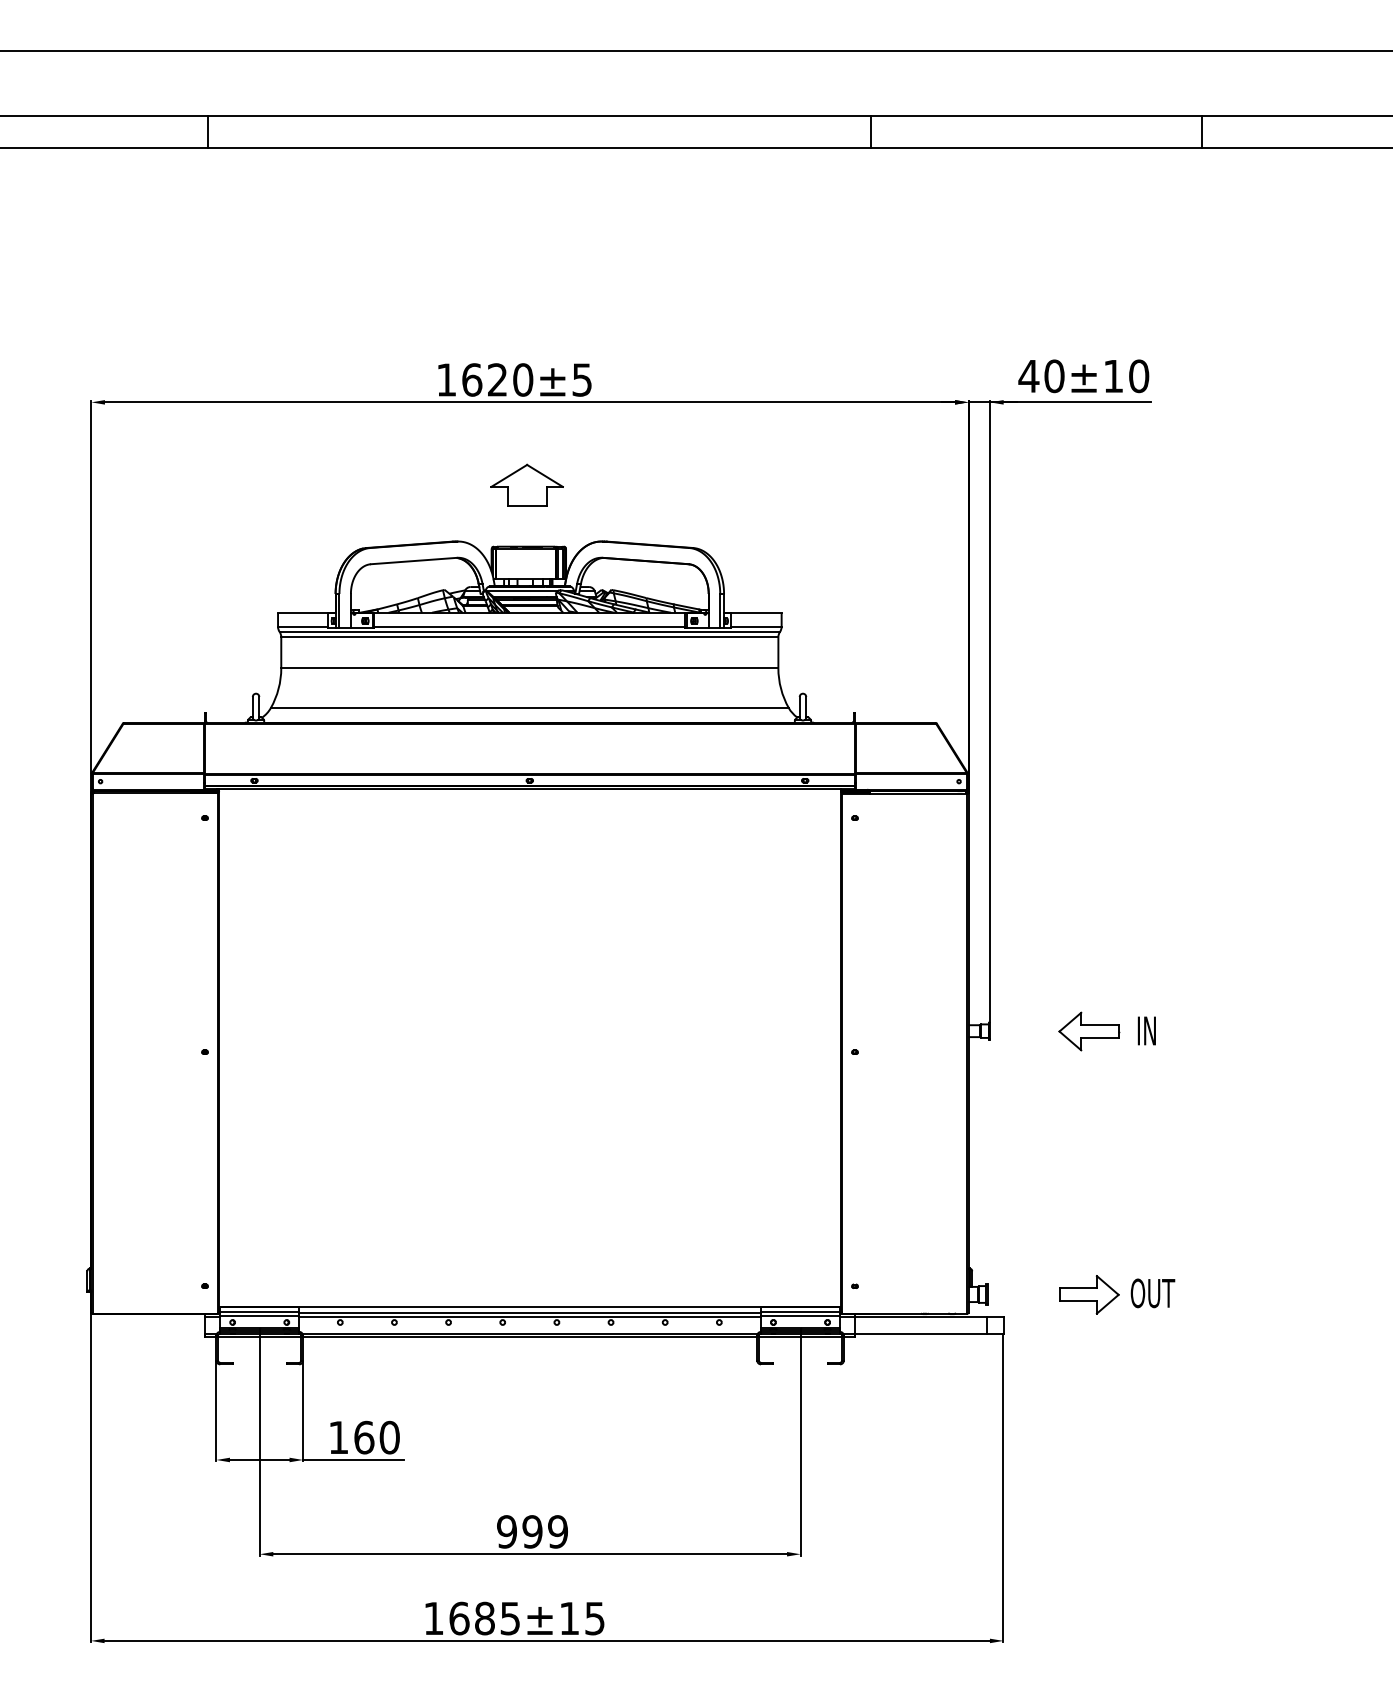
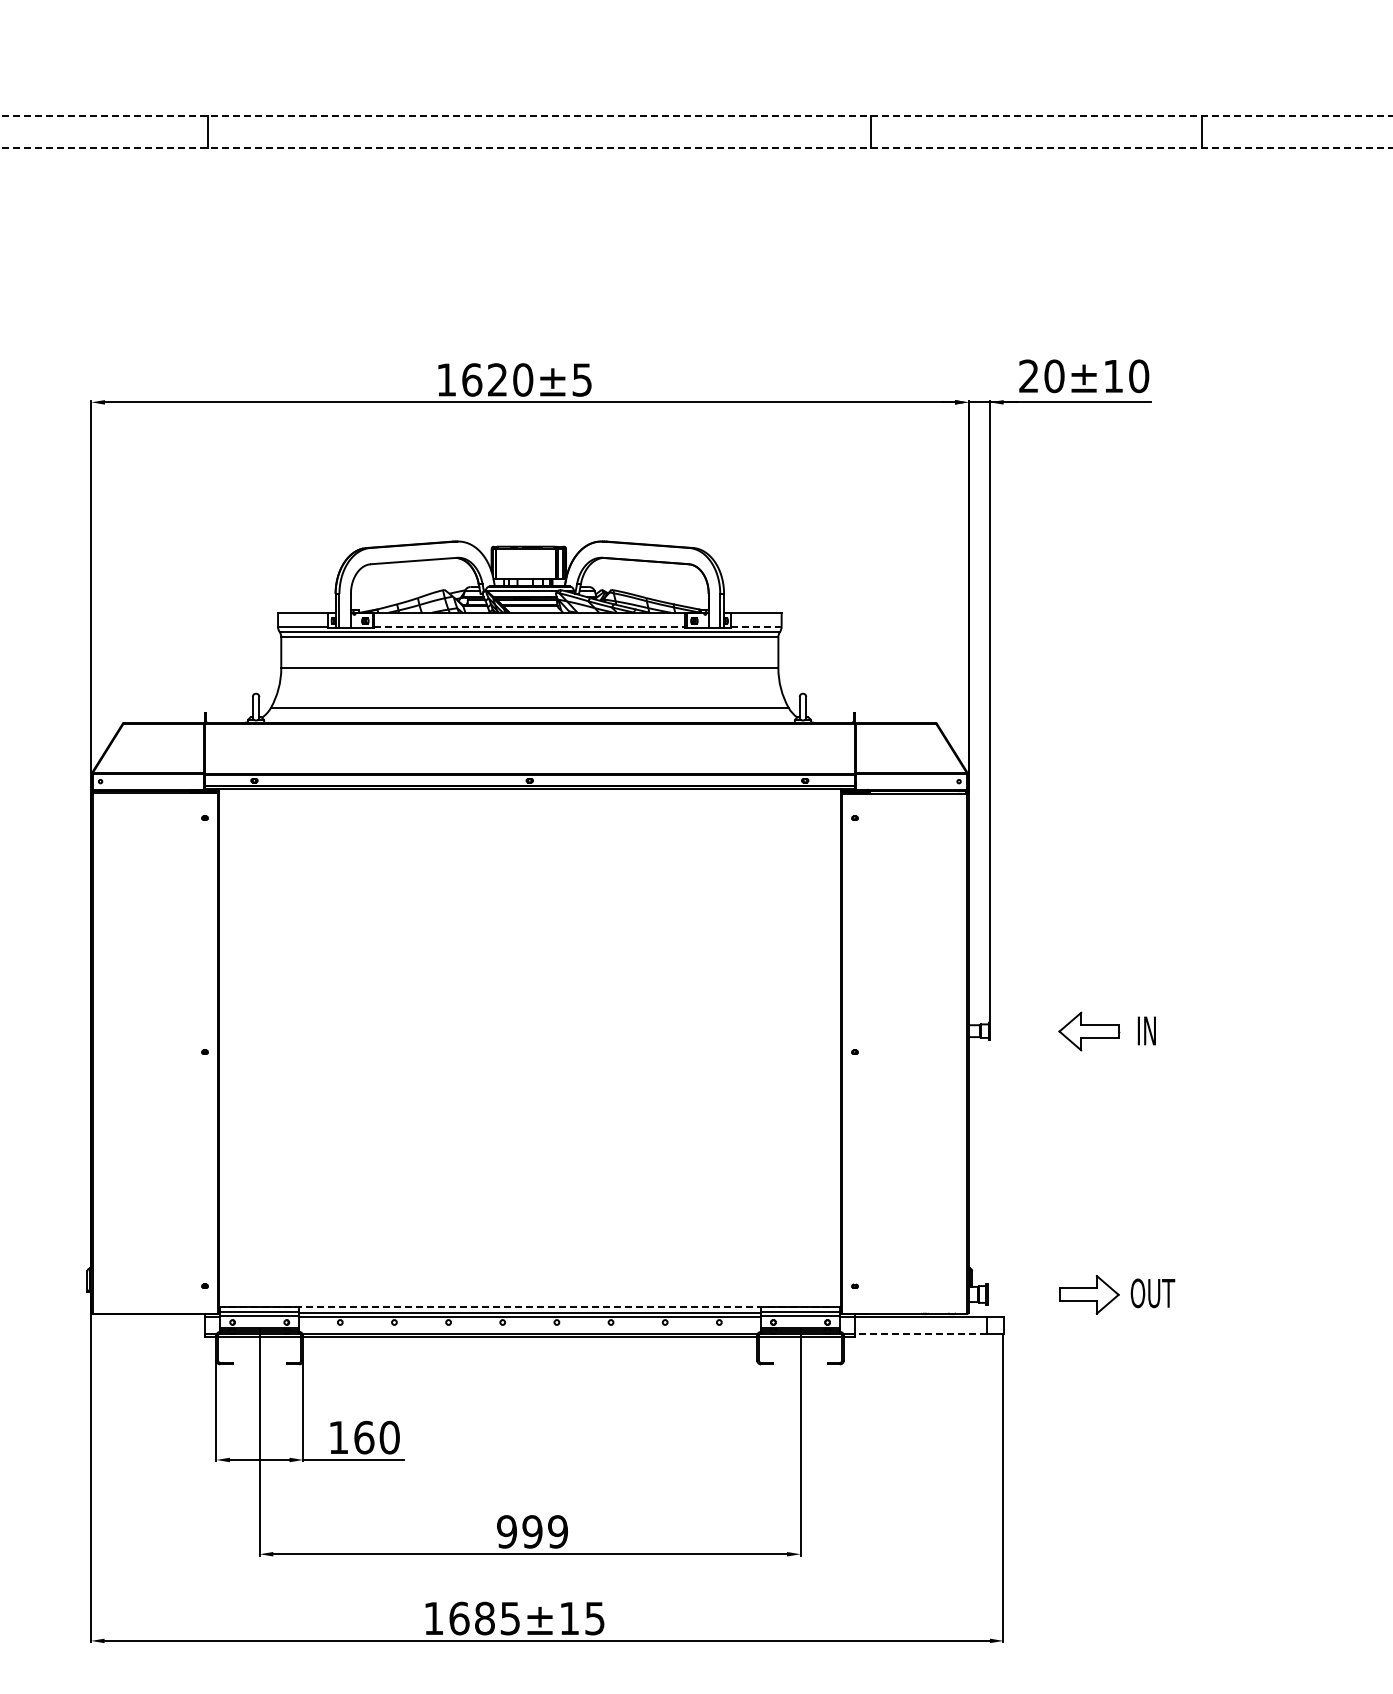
line: present -> none (695, 50)
line: solid -> dashed (696, 115)
line: solid -> dashed (696, 148)
text: 40±10 -> 20±10 (1028, 375)
part: present -> none (526, 484)
line: solid -> dashed (529, 626)
line: solid -> dashed (756, 626)
line: solid -> dashed (529, 1306)
line: solid -> dashed (920, 1333)
